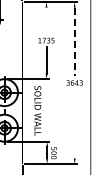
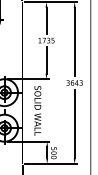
line: none -> present (46, 20)
line: dashed -> solid (74, 42)
line: none -> present (74, 123)
